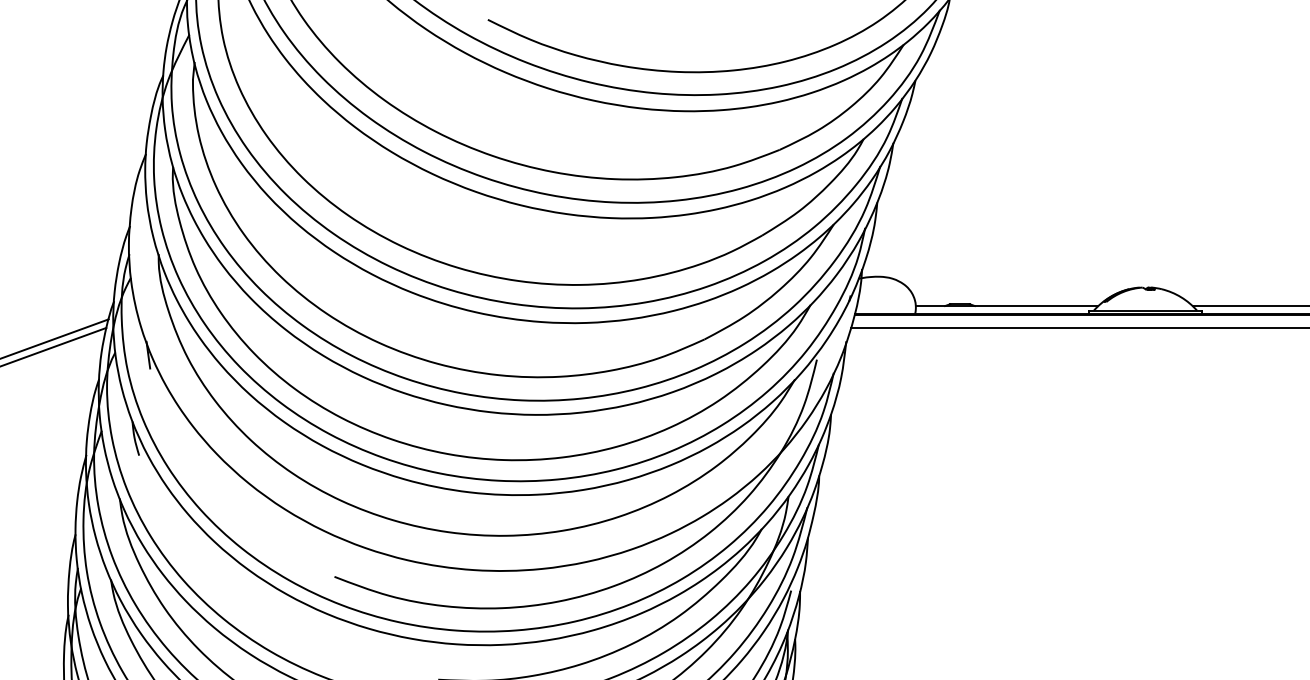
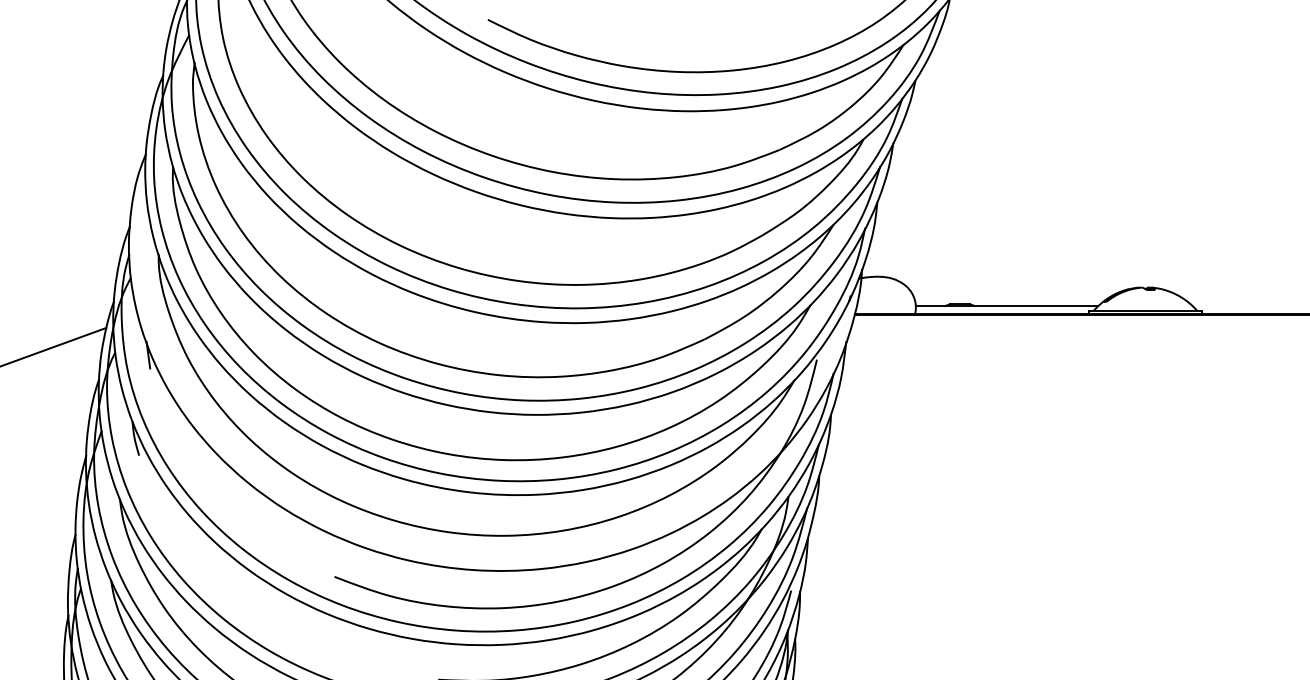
line: present -> none (1249, 306)
line: present -> none (1078, 327)
line: present -> none (55, 338)
